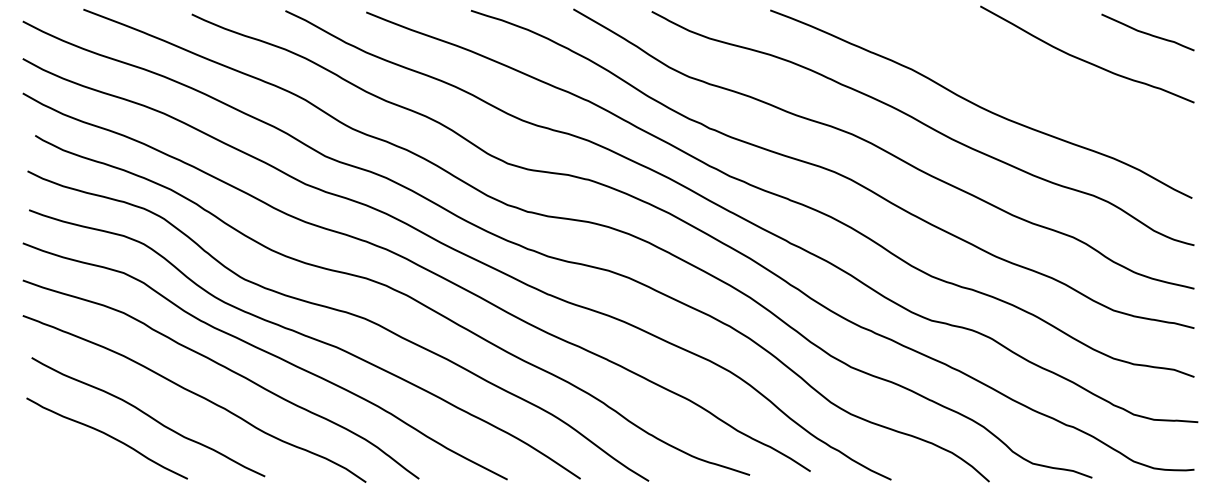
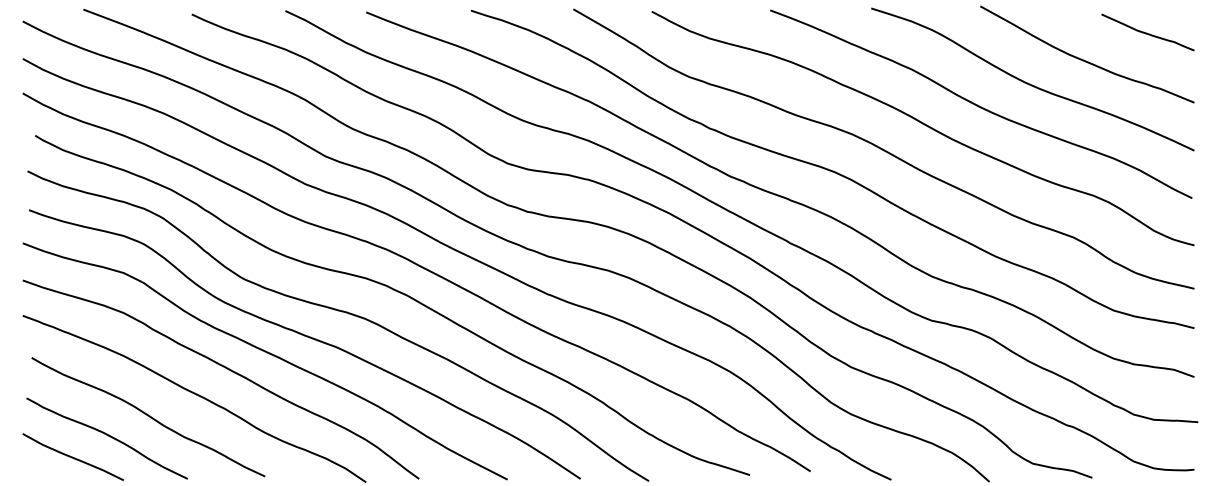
curve: none -> present (1030, 83)
curve: none -> present (72, 456)
